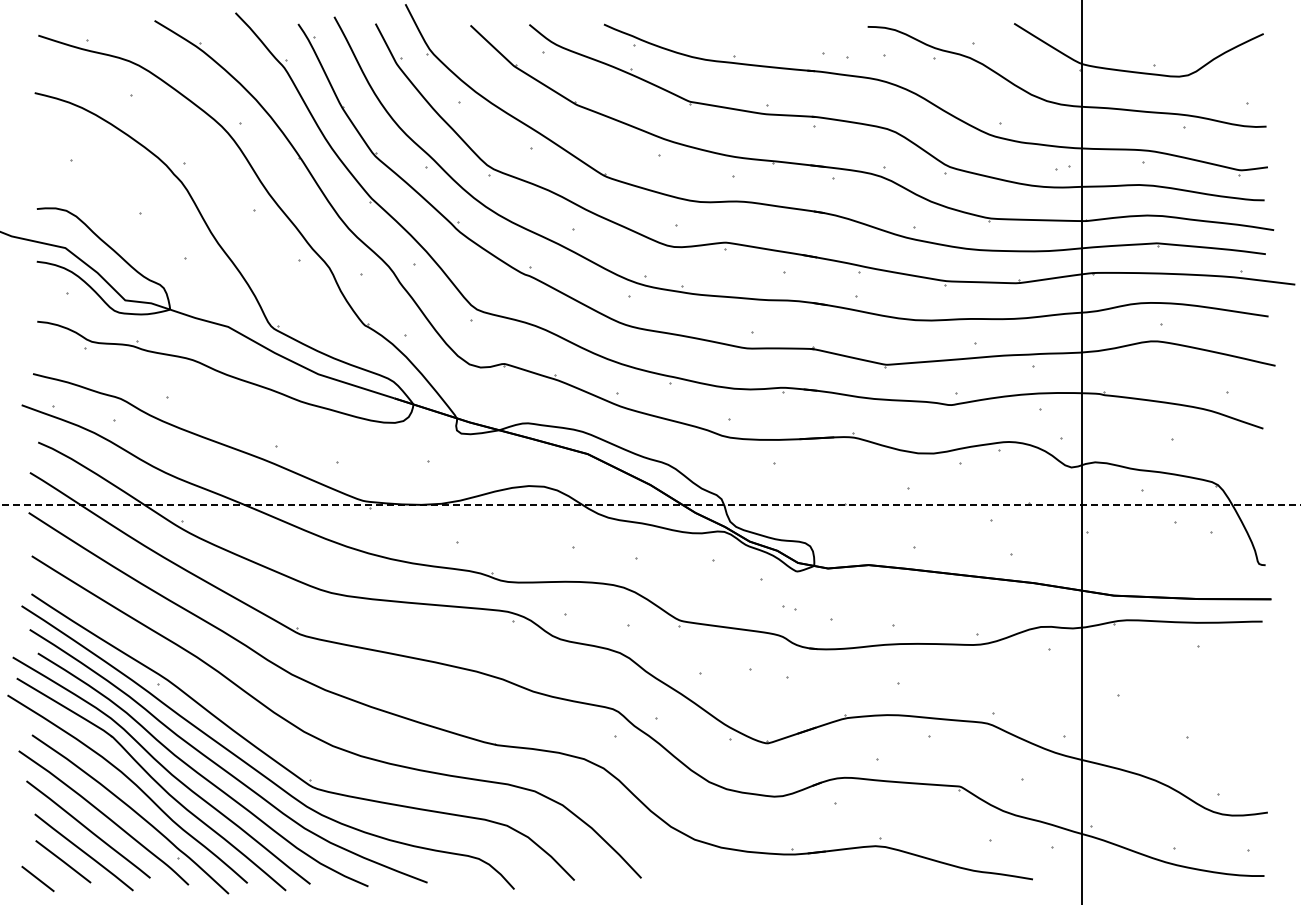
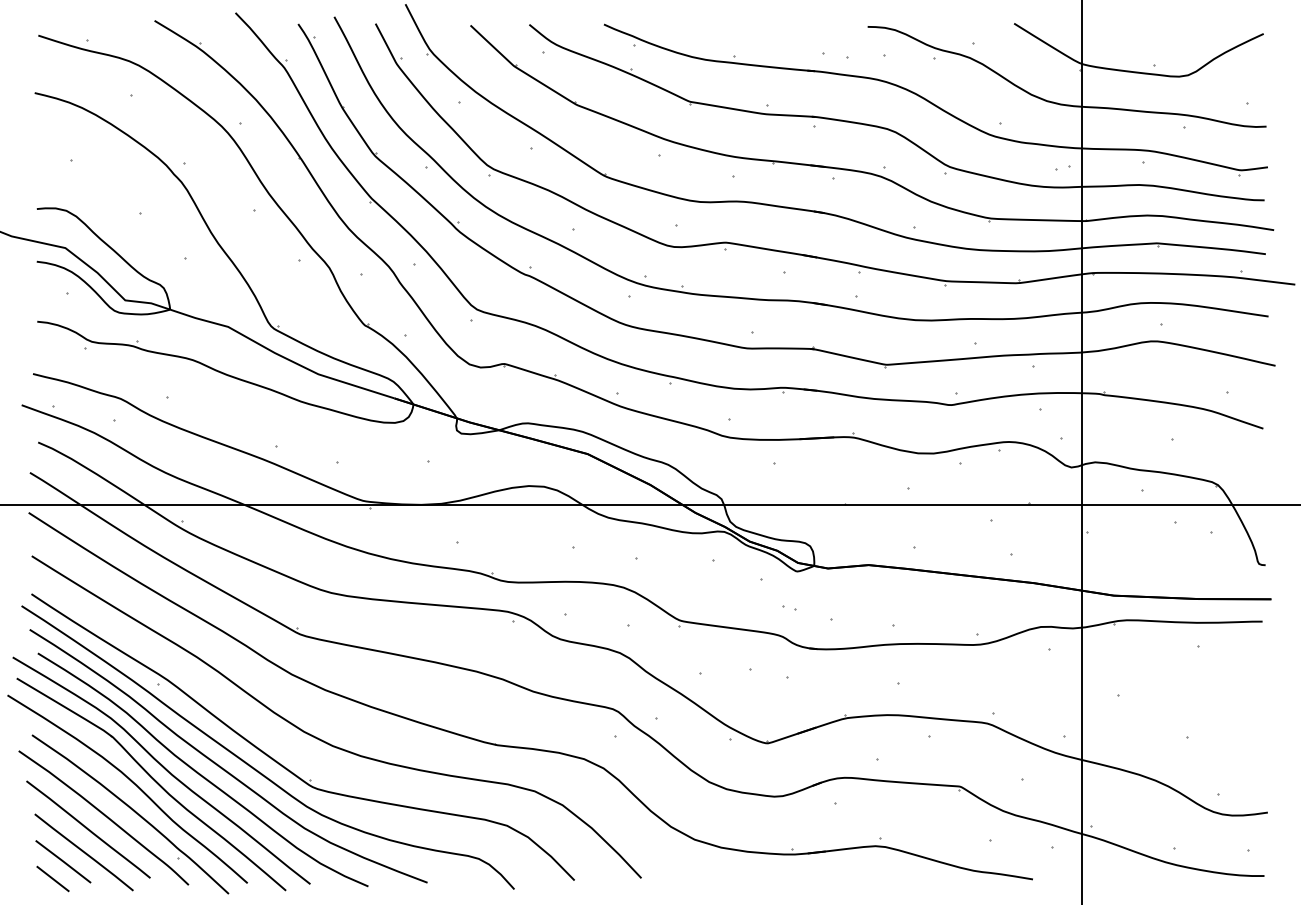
line: dashed -> solid (650, 505)
line position: (37, 878) -> (52, 878) (52, 878)
